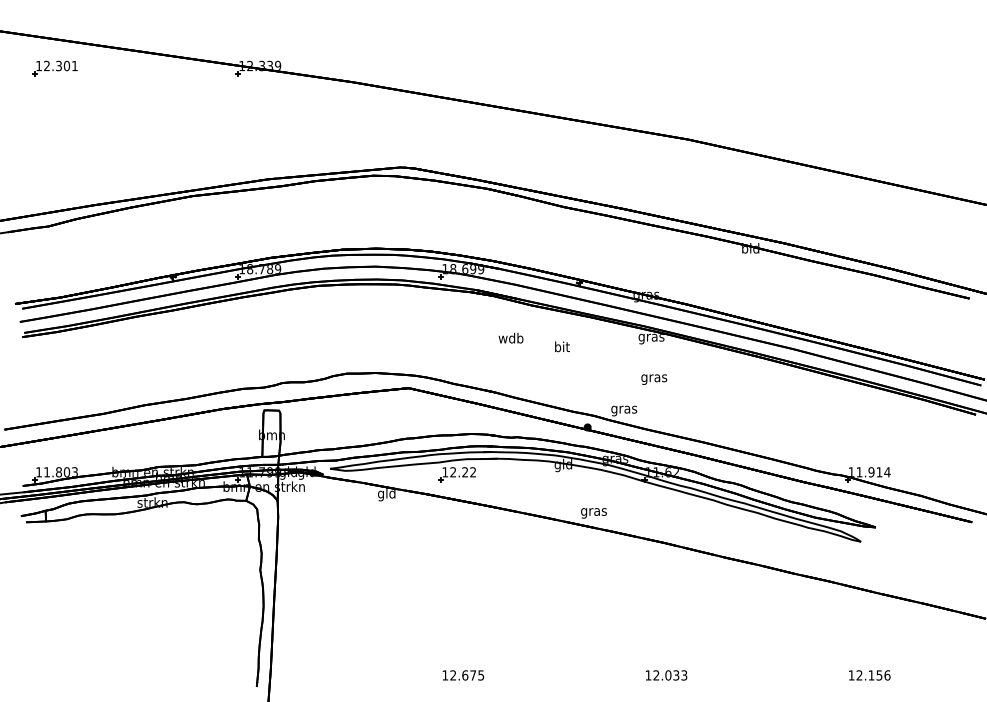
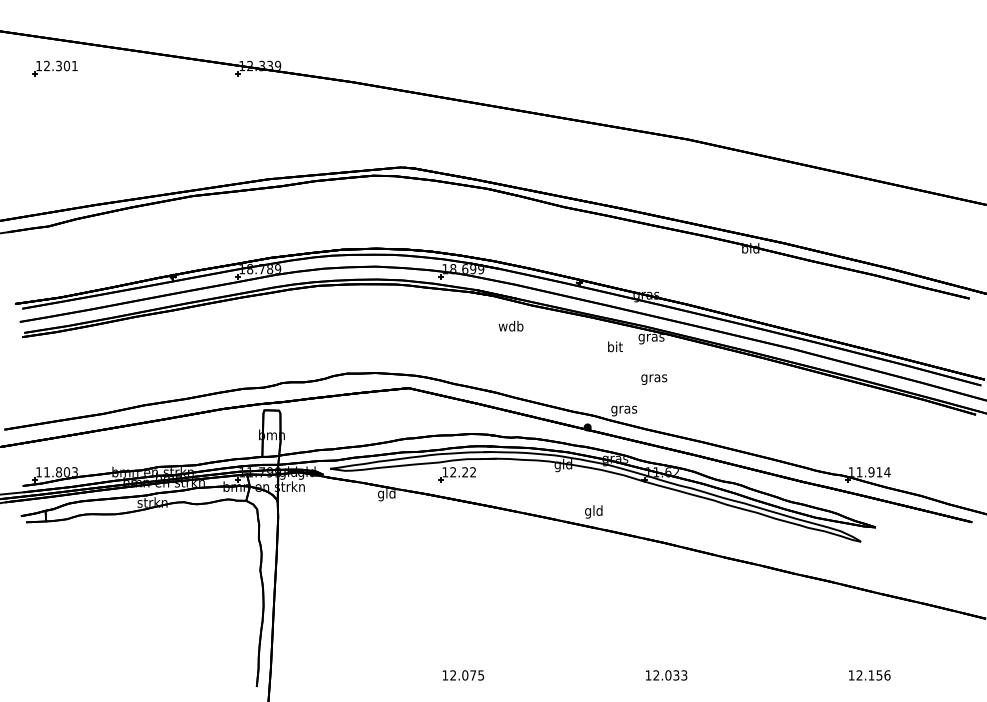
text position: (510, 337) -> (510, 325) (510, 325)
text position: (562, 346) -> (615, 346) (615, 346)
text: gras -> gld (593, 511)
text: 12.675 -> 12.075 (465, 675)
